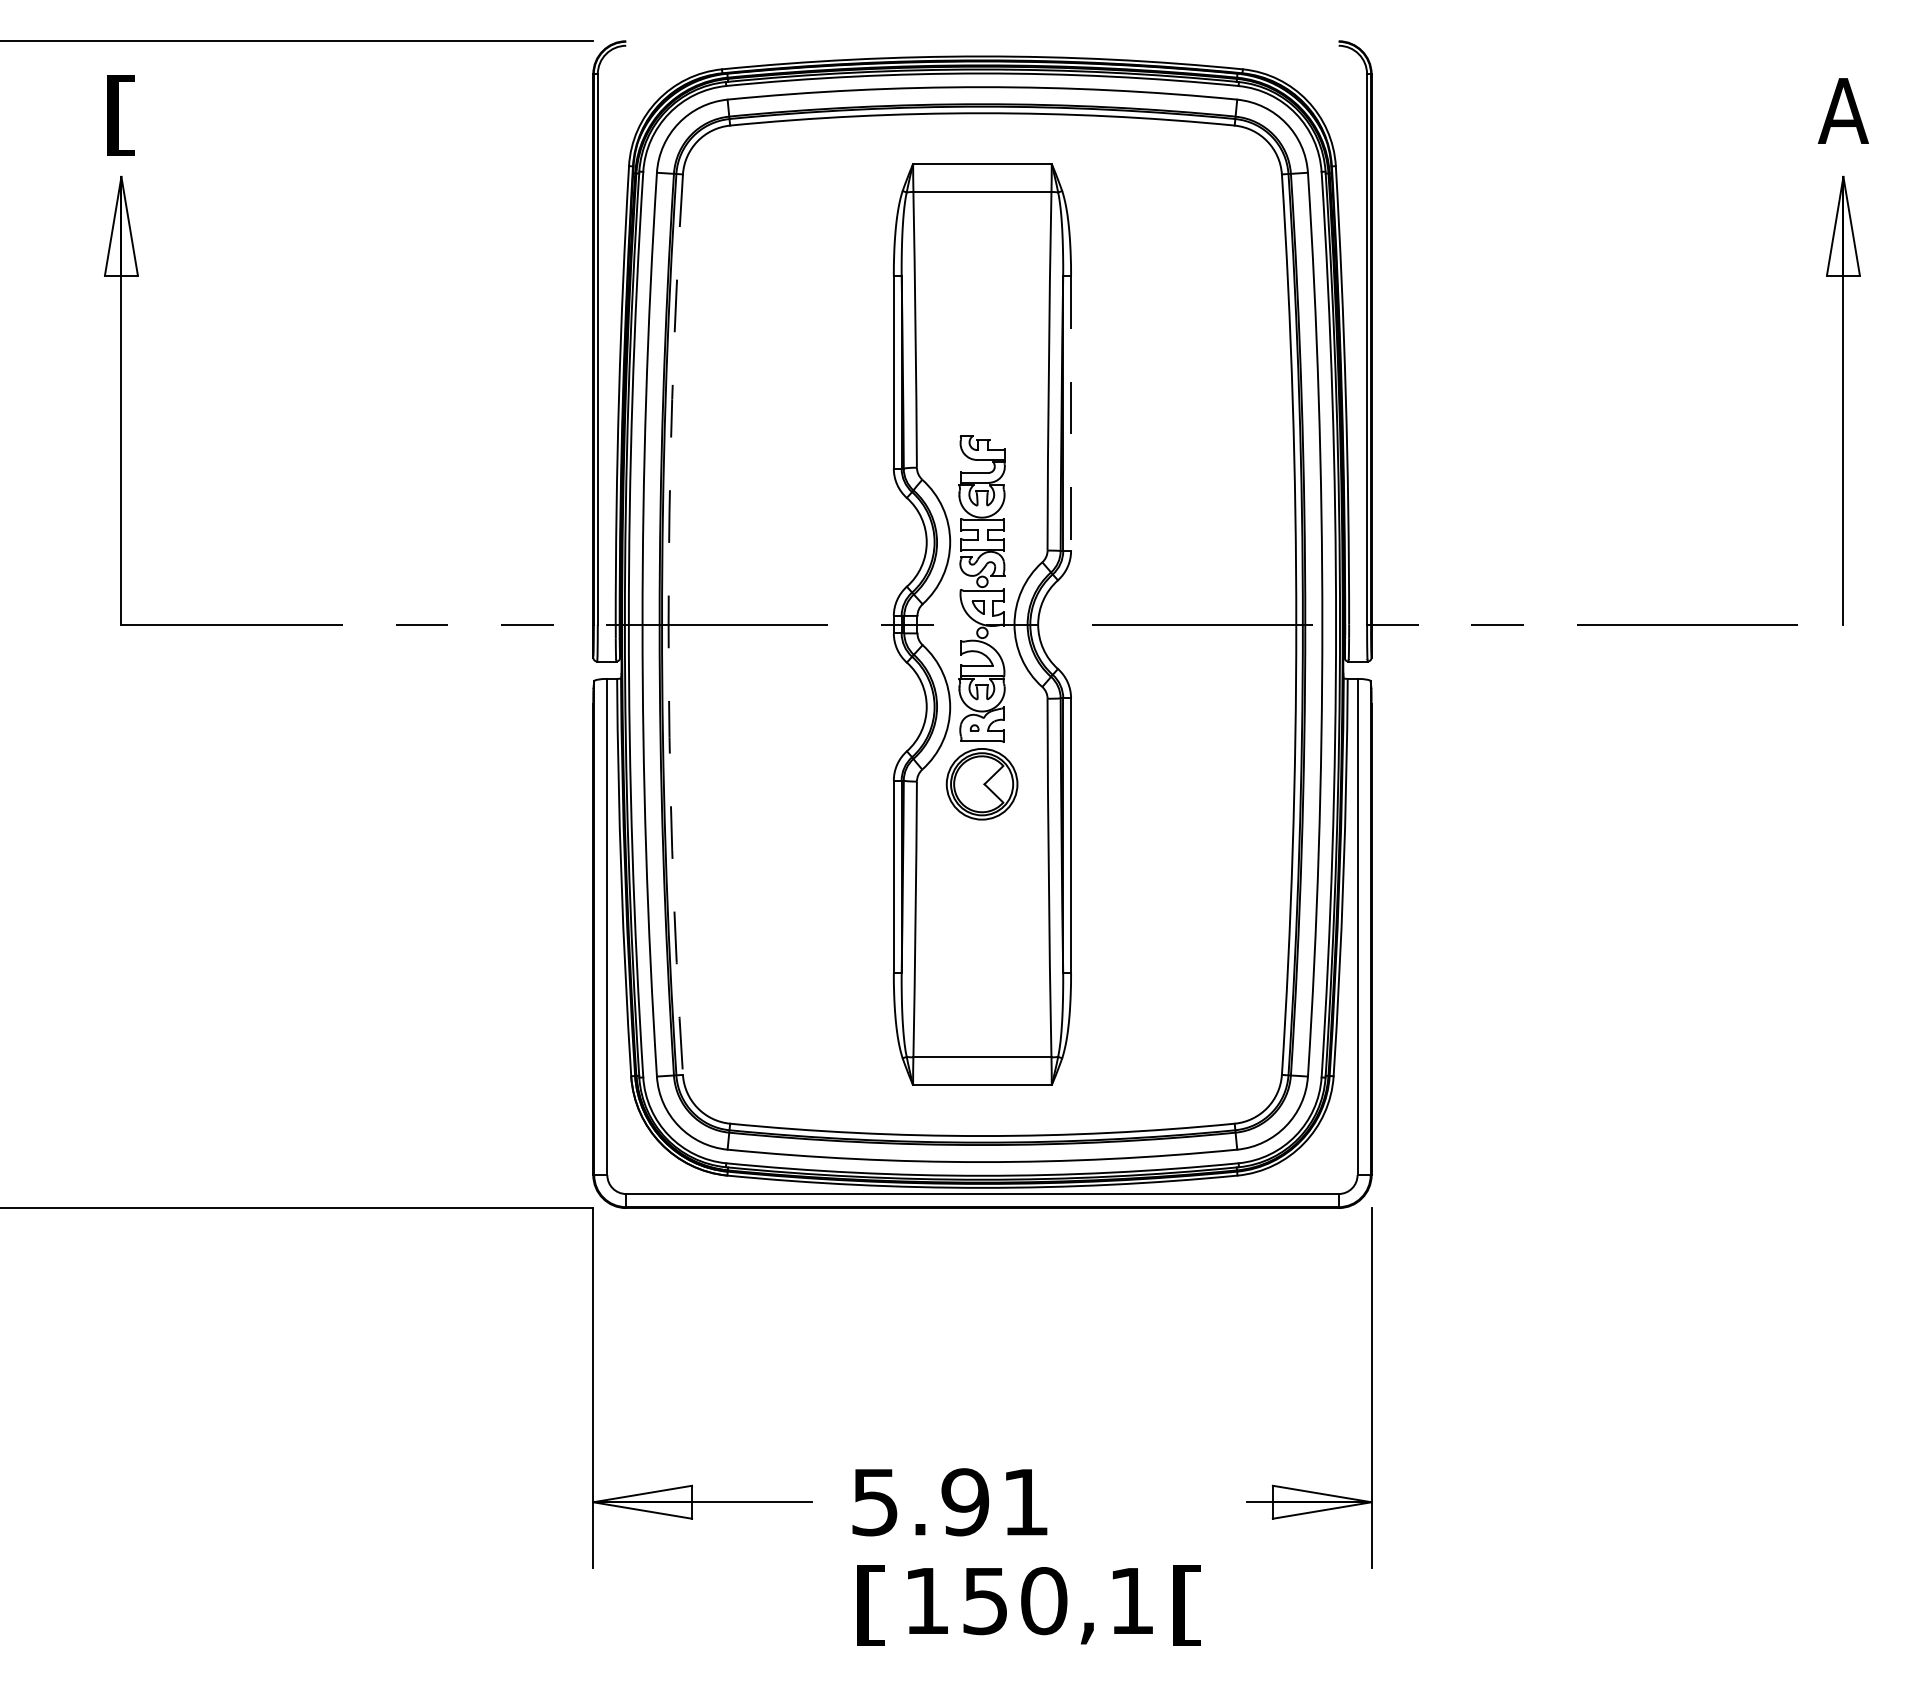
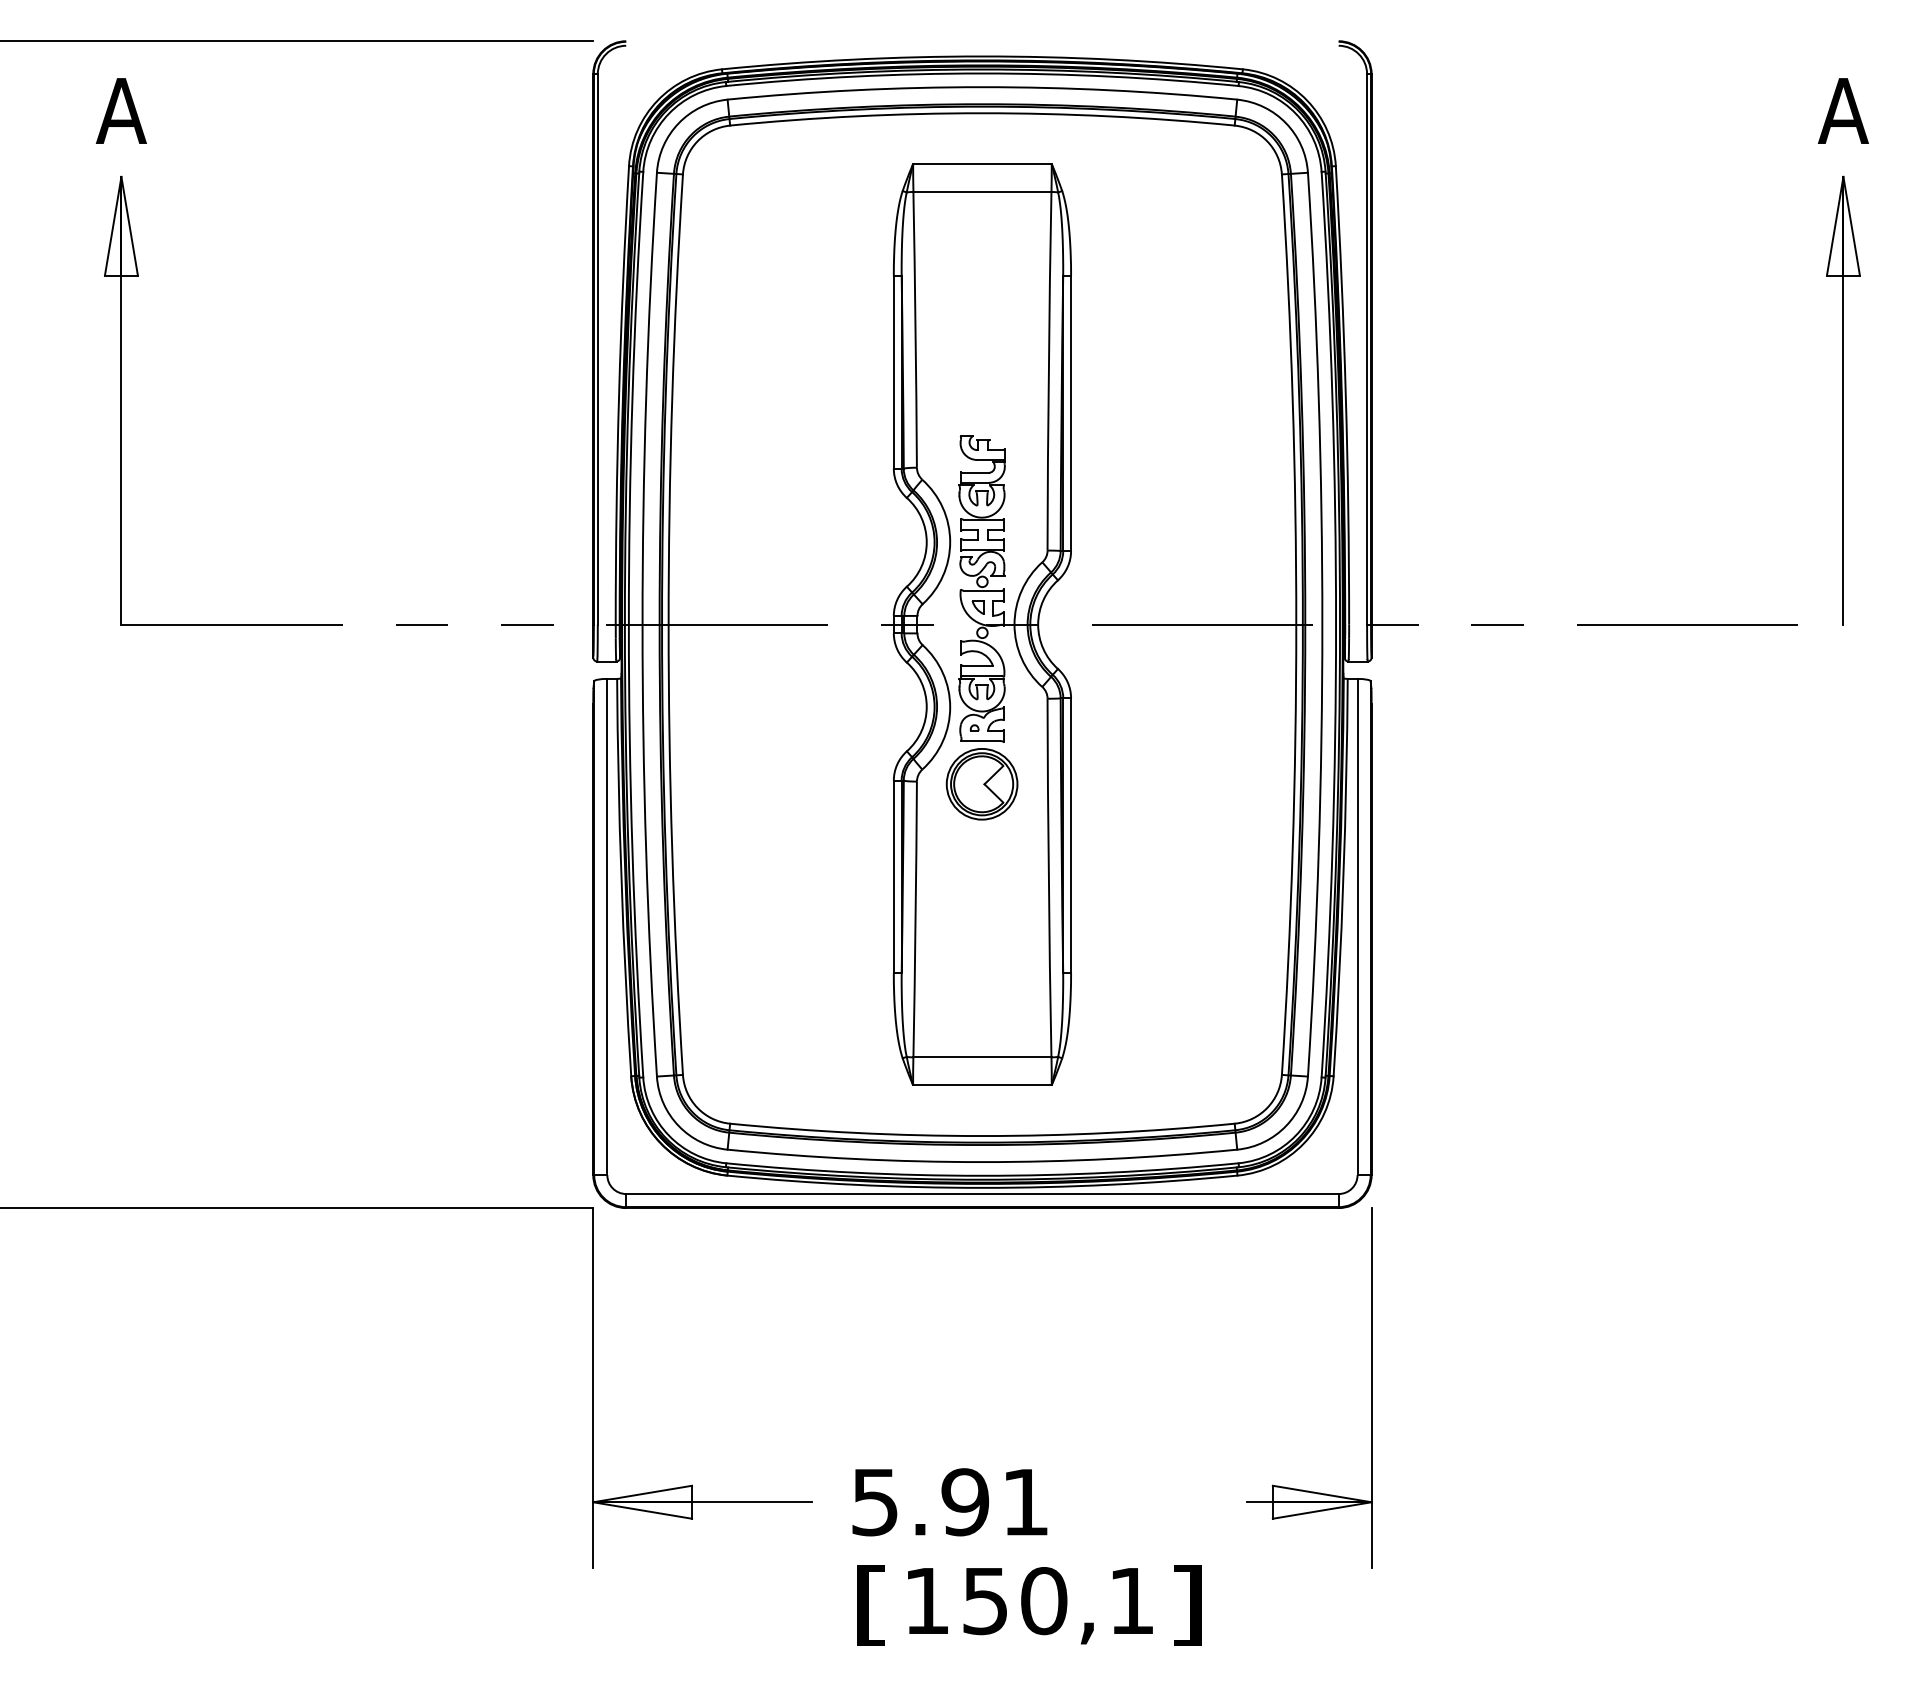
text: [ -> A (120, 115)
line: dashed -> solid (1071, 414)
arc: dashed -> solid (668, 624)
text: [ -> ] (1187, 1605)
